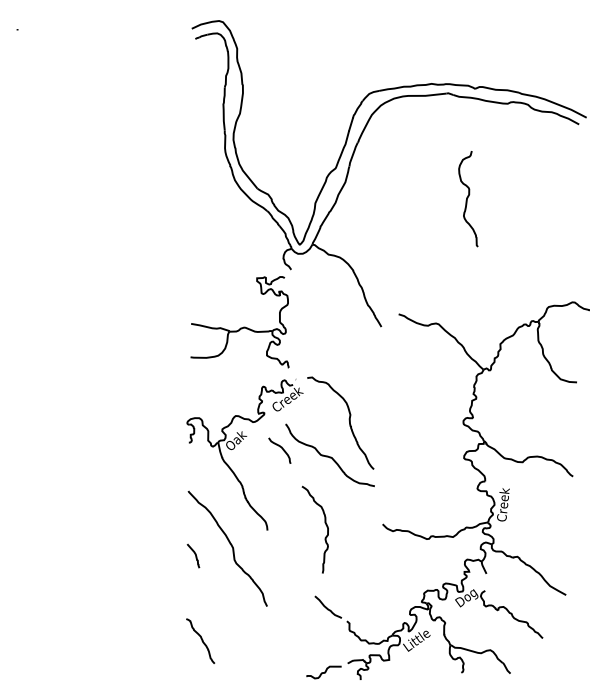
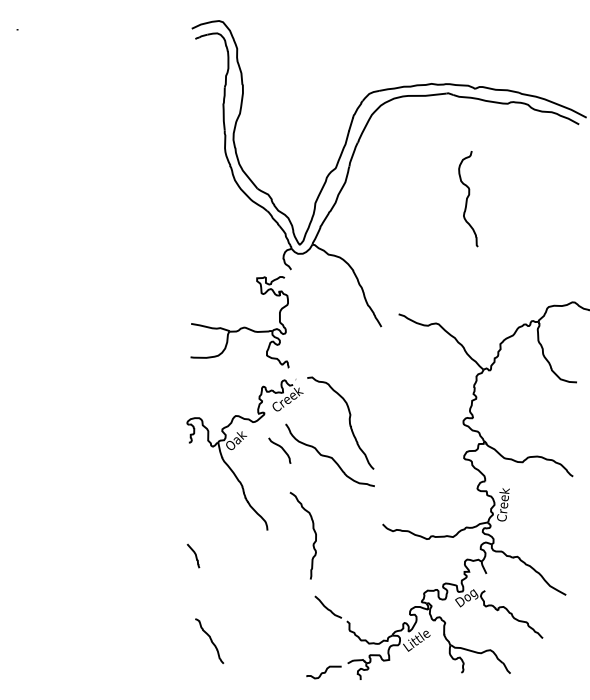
curve position: (325, 525) -> (313, 531) (313, 531)
curve: present -> none (231, 547)
part position: (200, 640) -> (209, 640) (209, 640)
